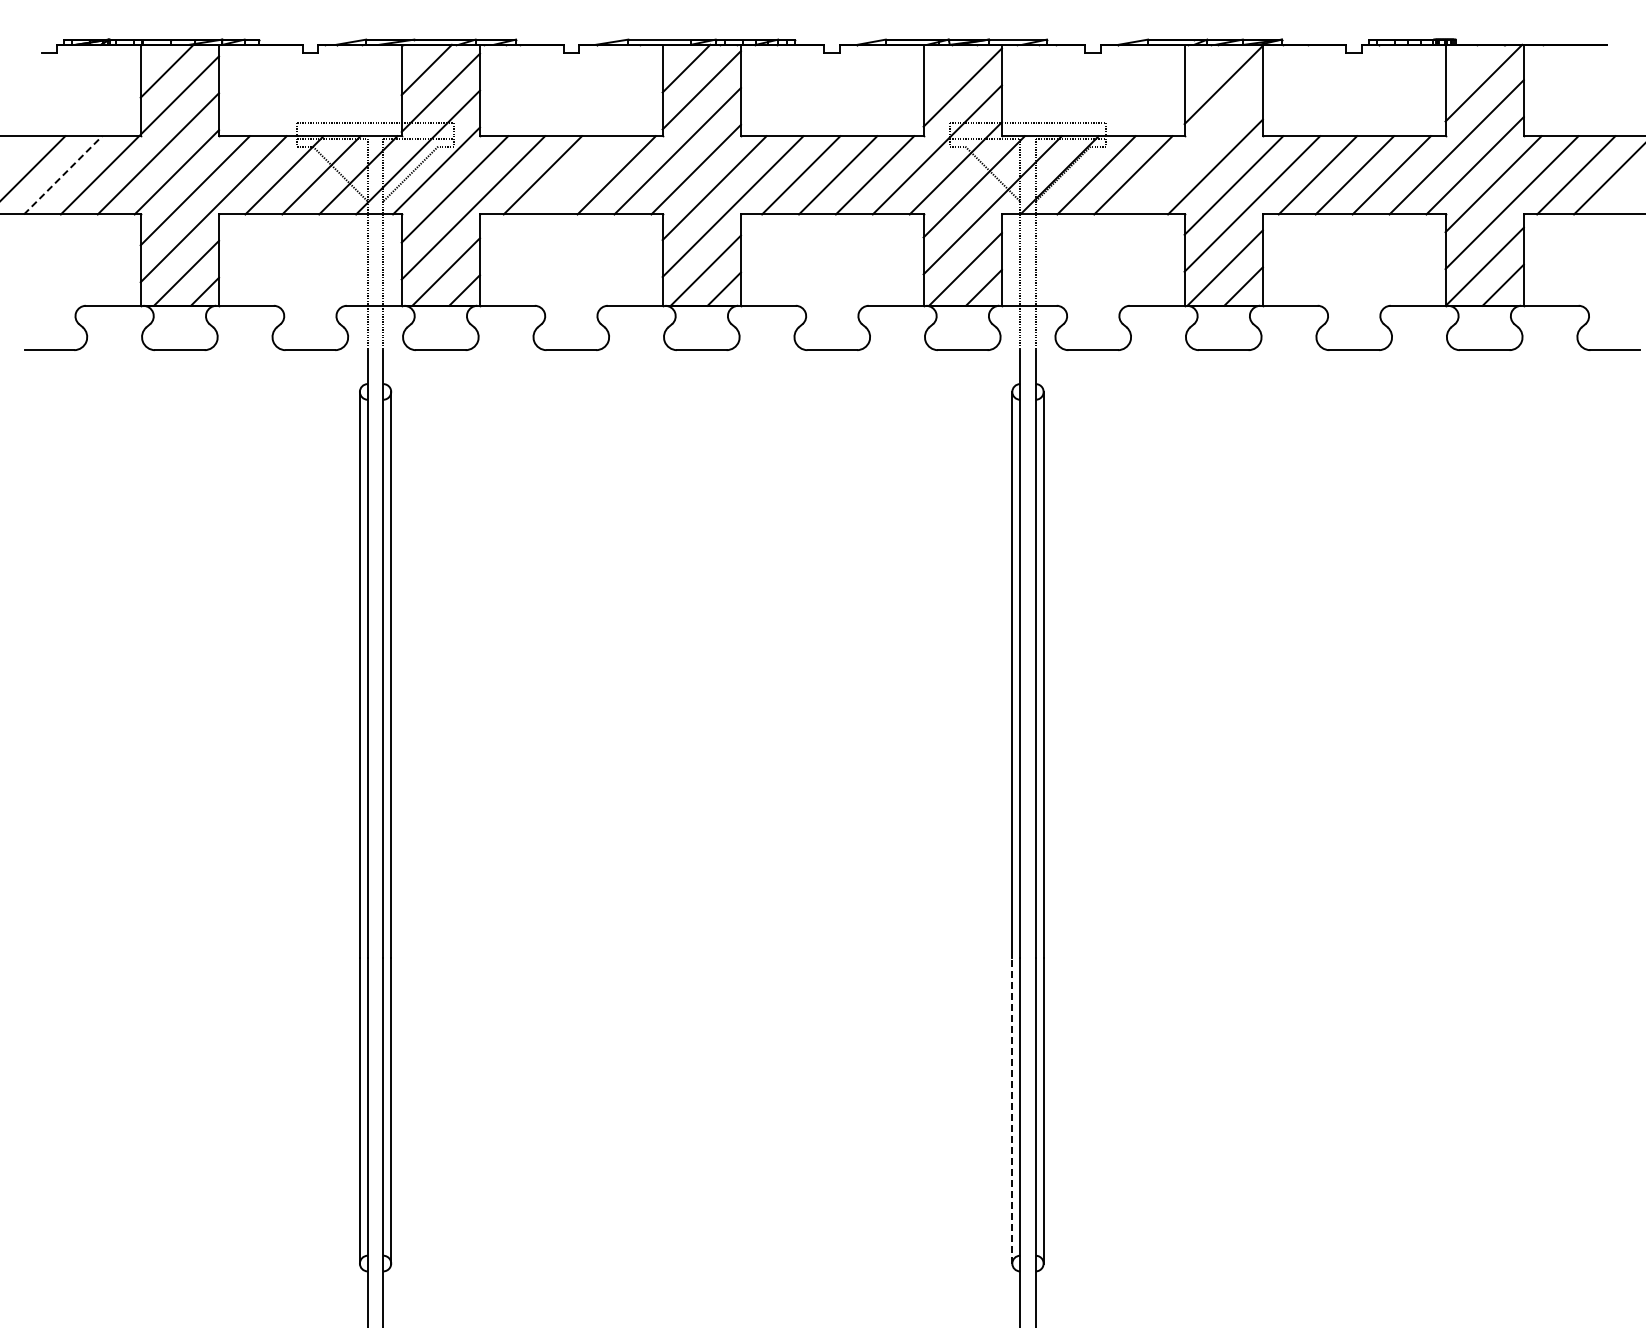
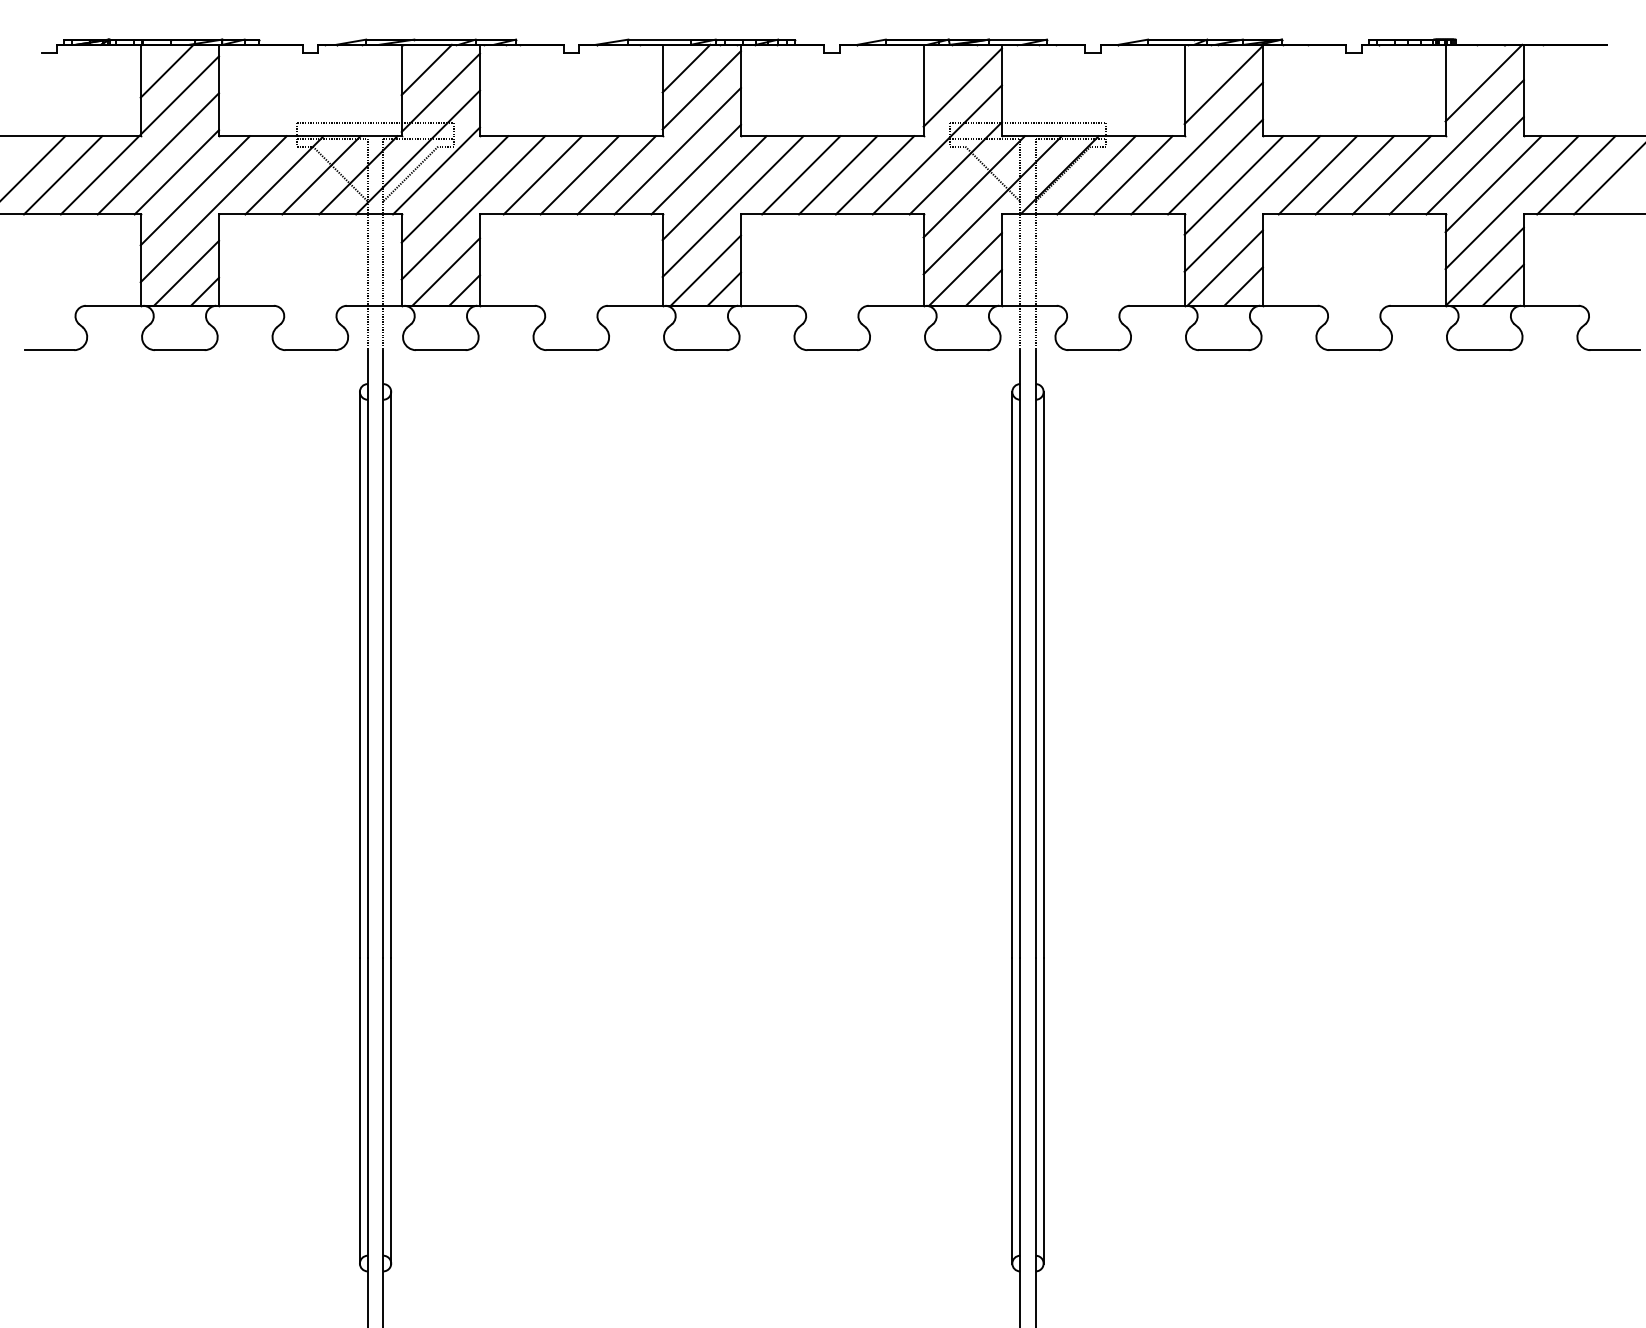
line: none -> present (1196, 148)
line: dashed -> solid (63, 174)
line: none -> present (579, 175)
line: dashed -> solid (1012, 1110)
